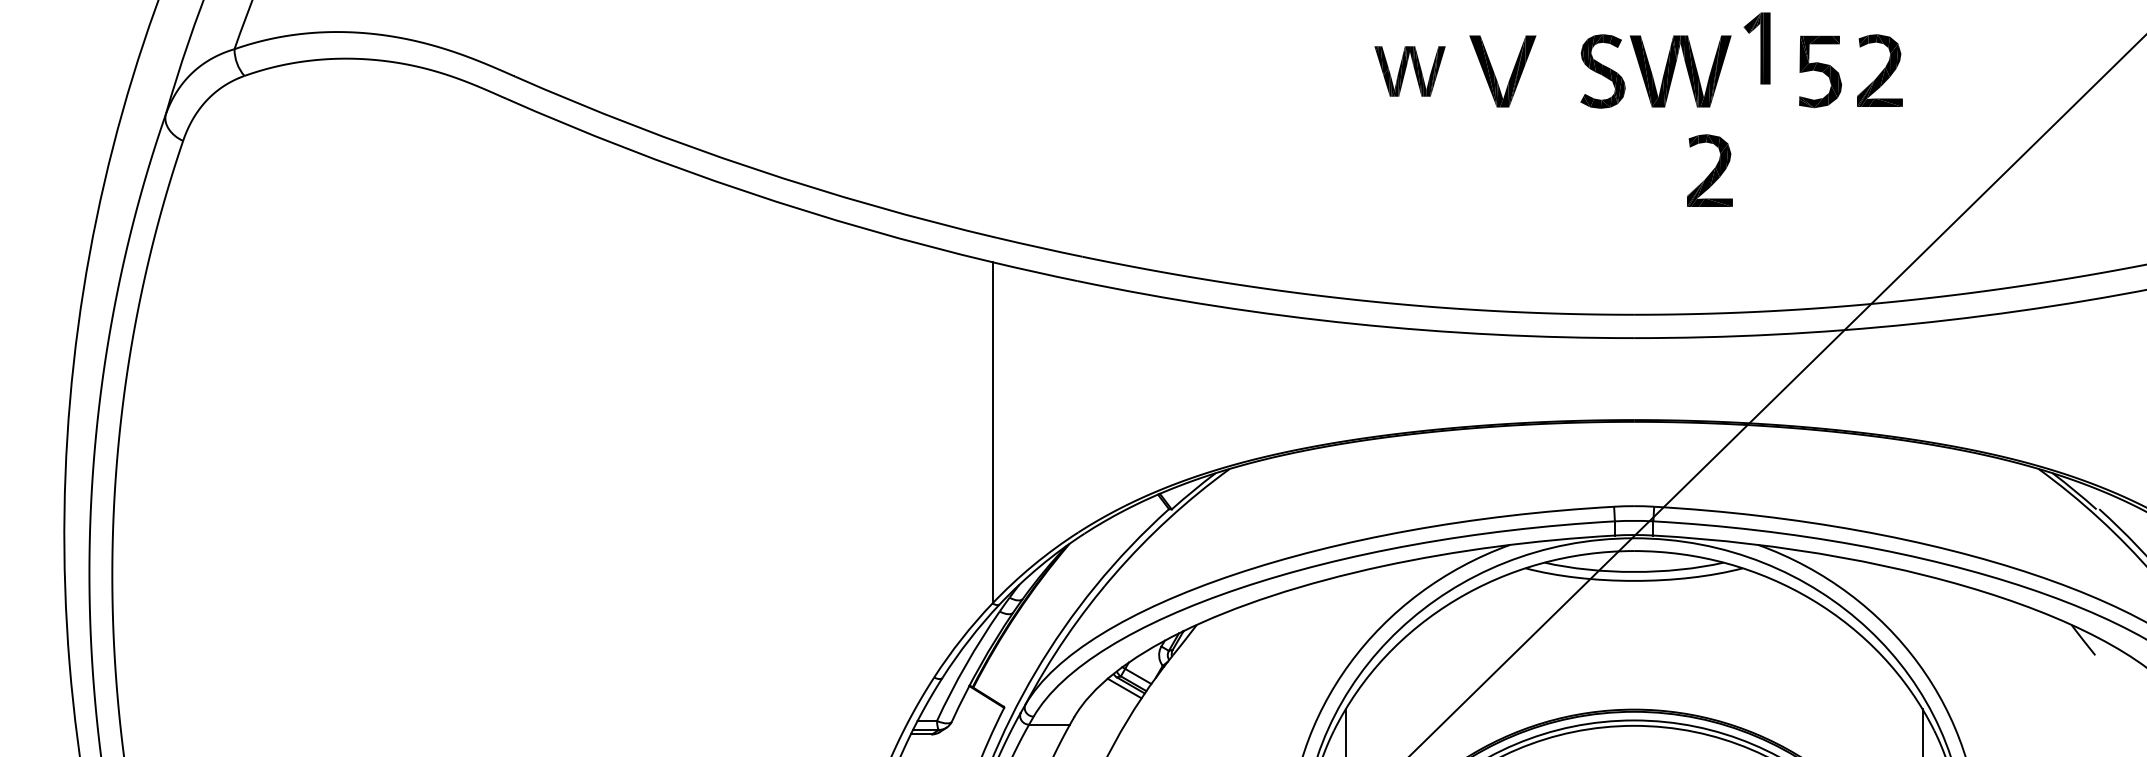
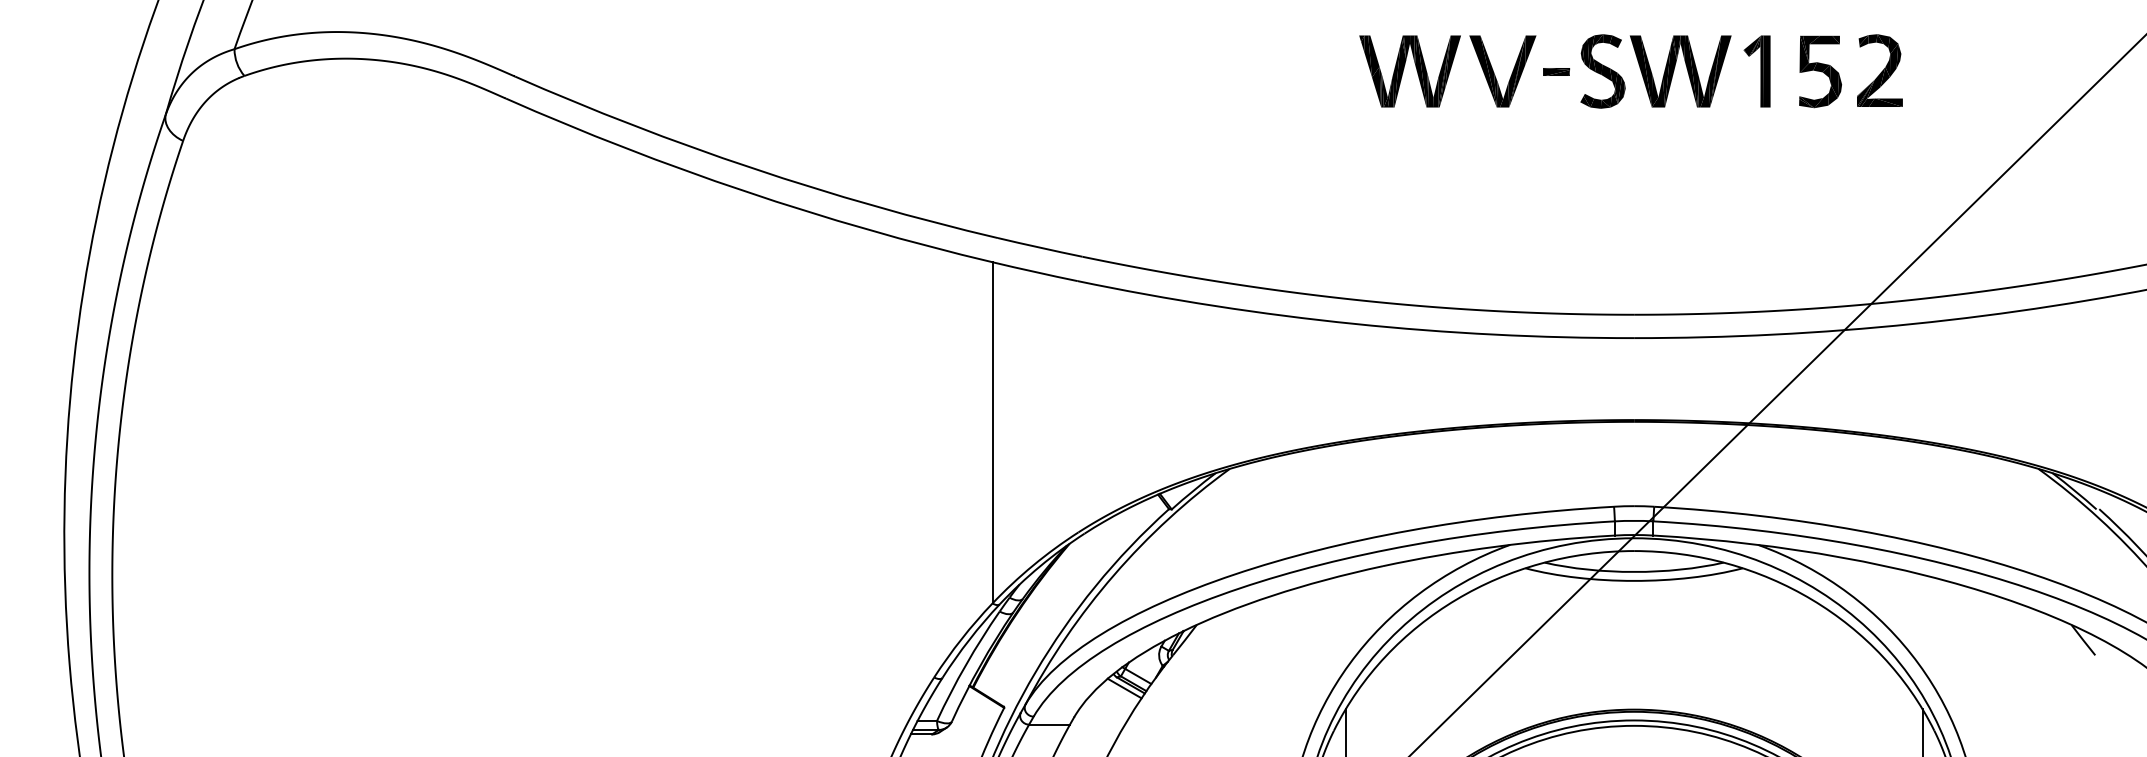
part position: (1756, 48) -> (1756, 71) (1756, 71)
part size: 72x51 px -> 102x73 px (1409, 71)
part: none -> present (1556, 71)
part: present -> none (1709, 170)
